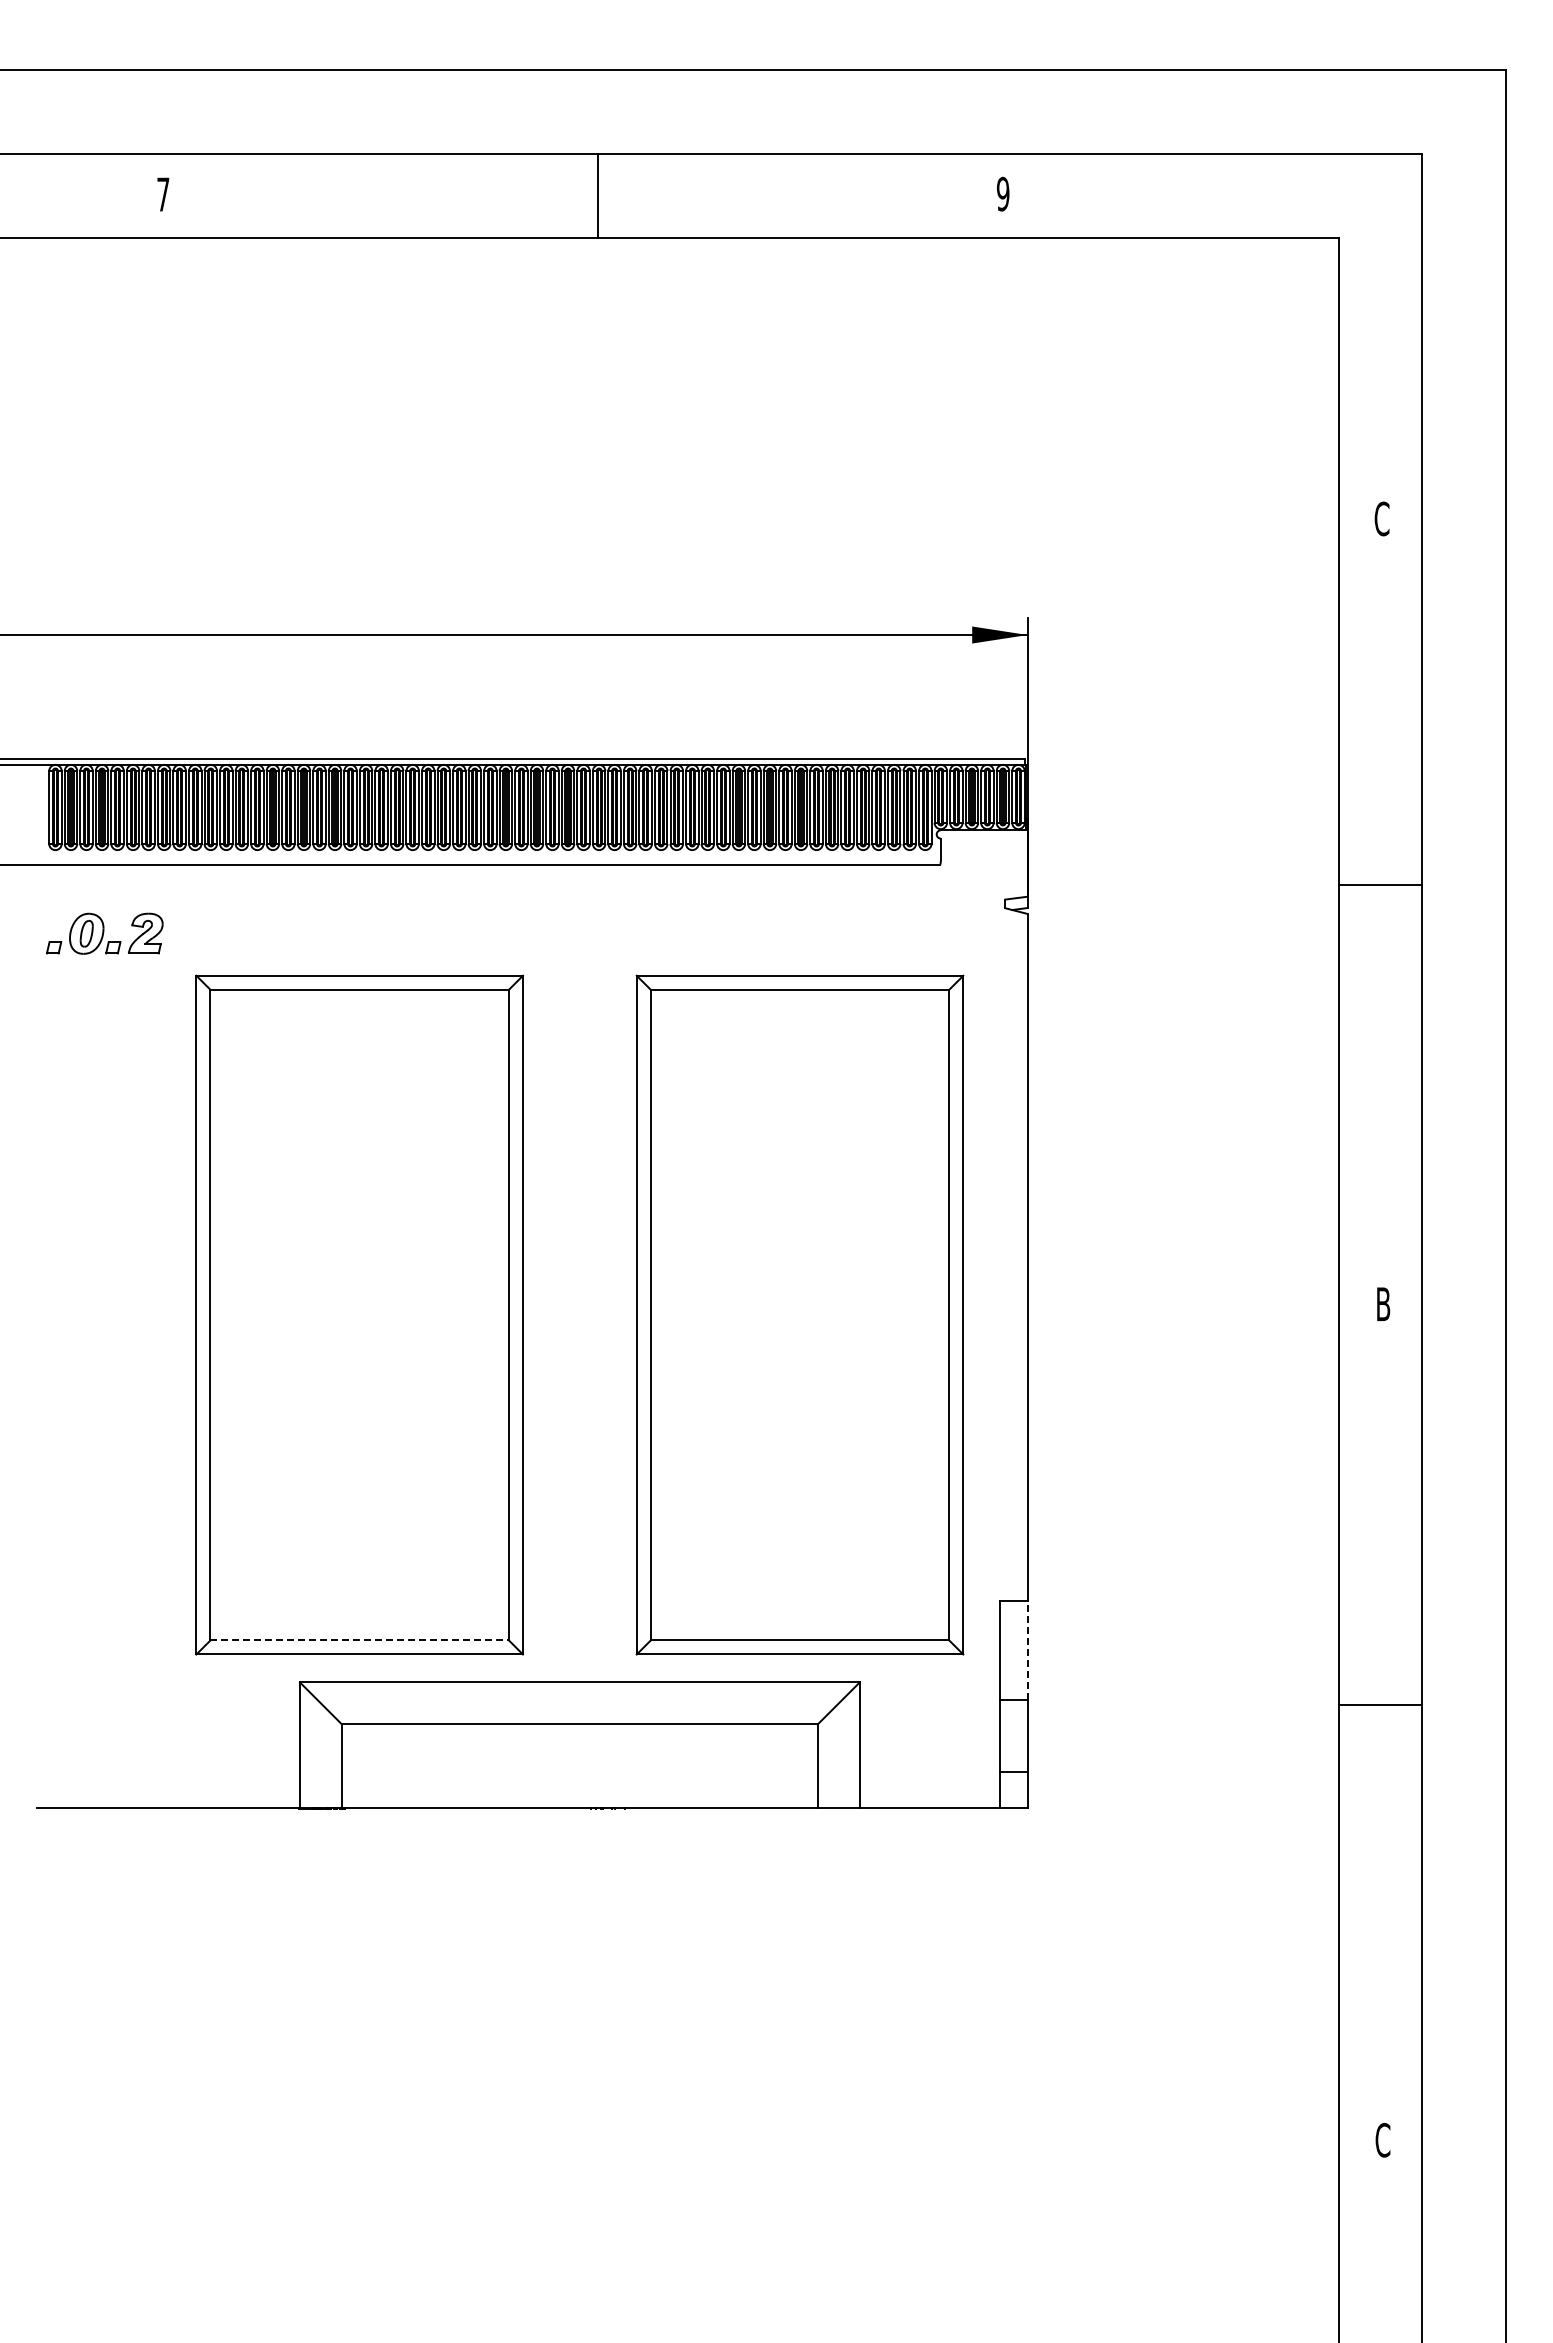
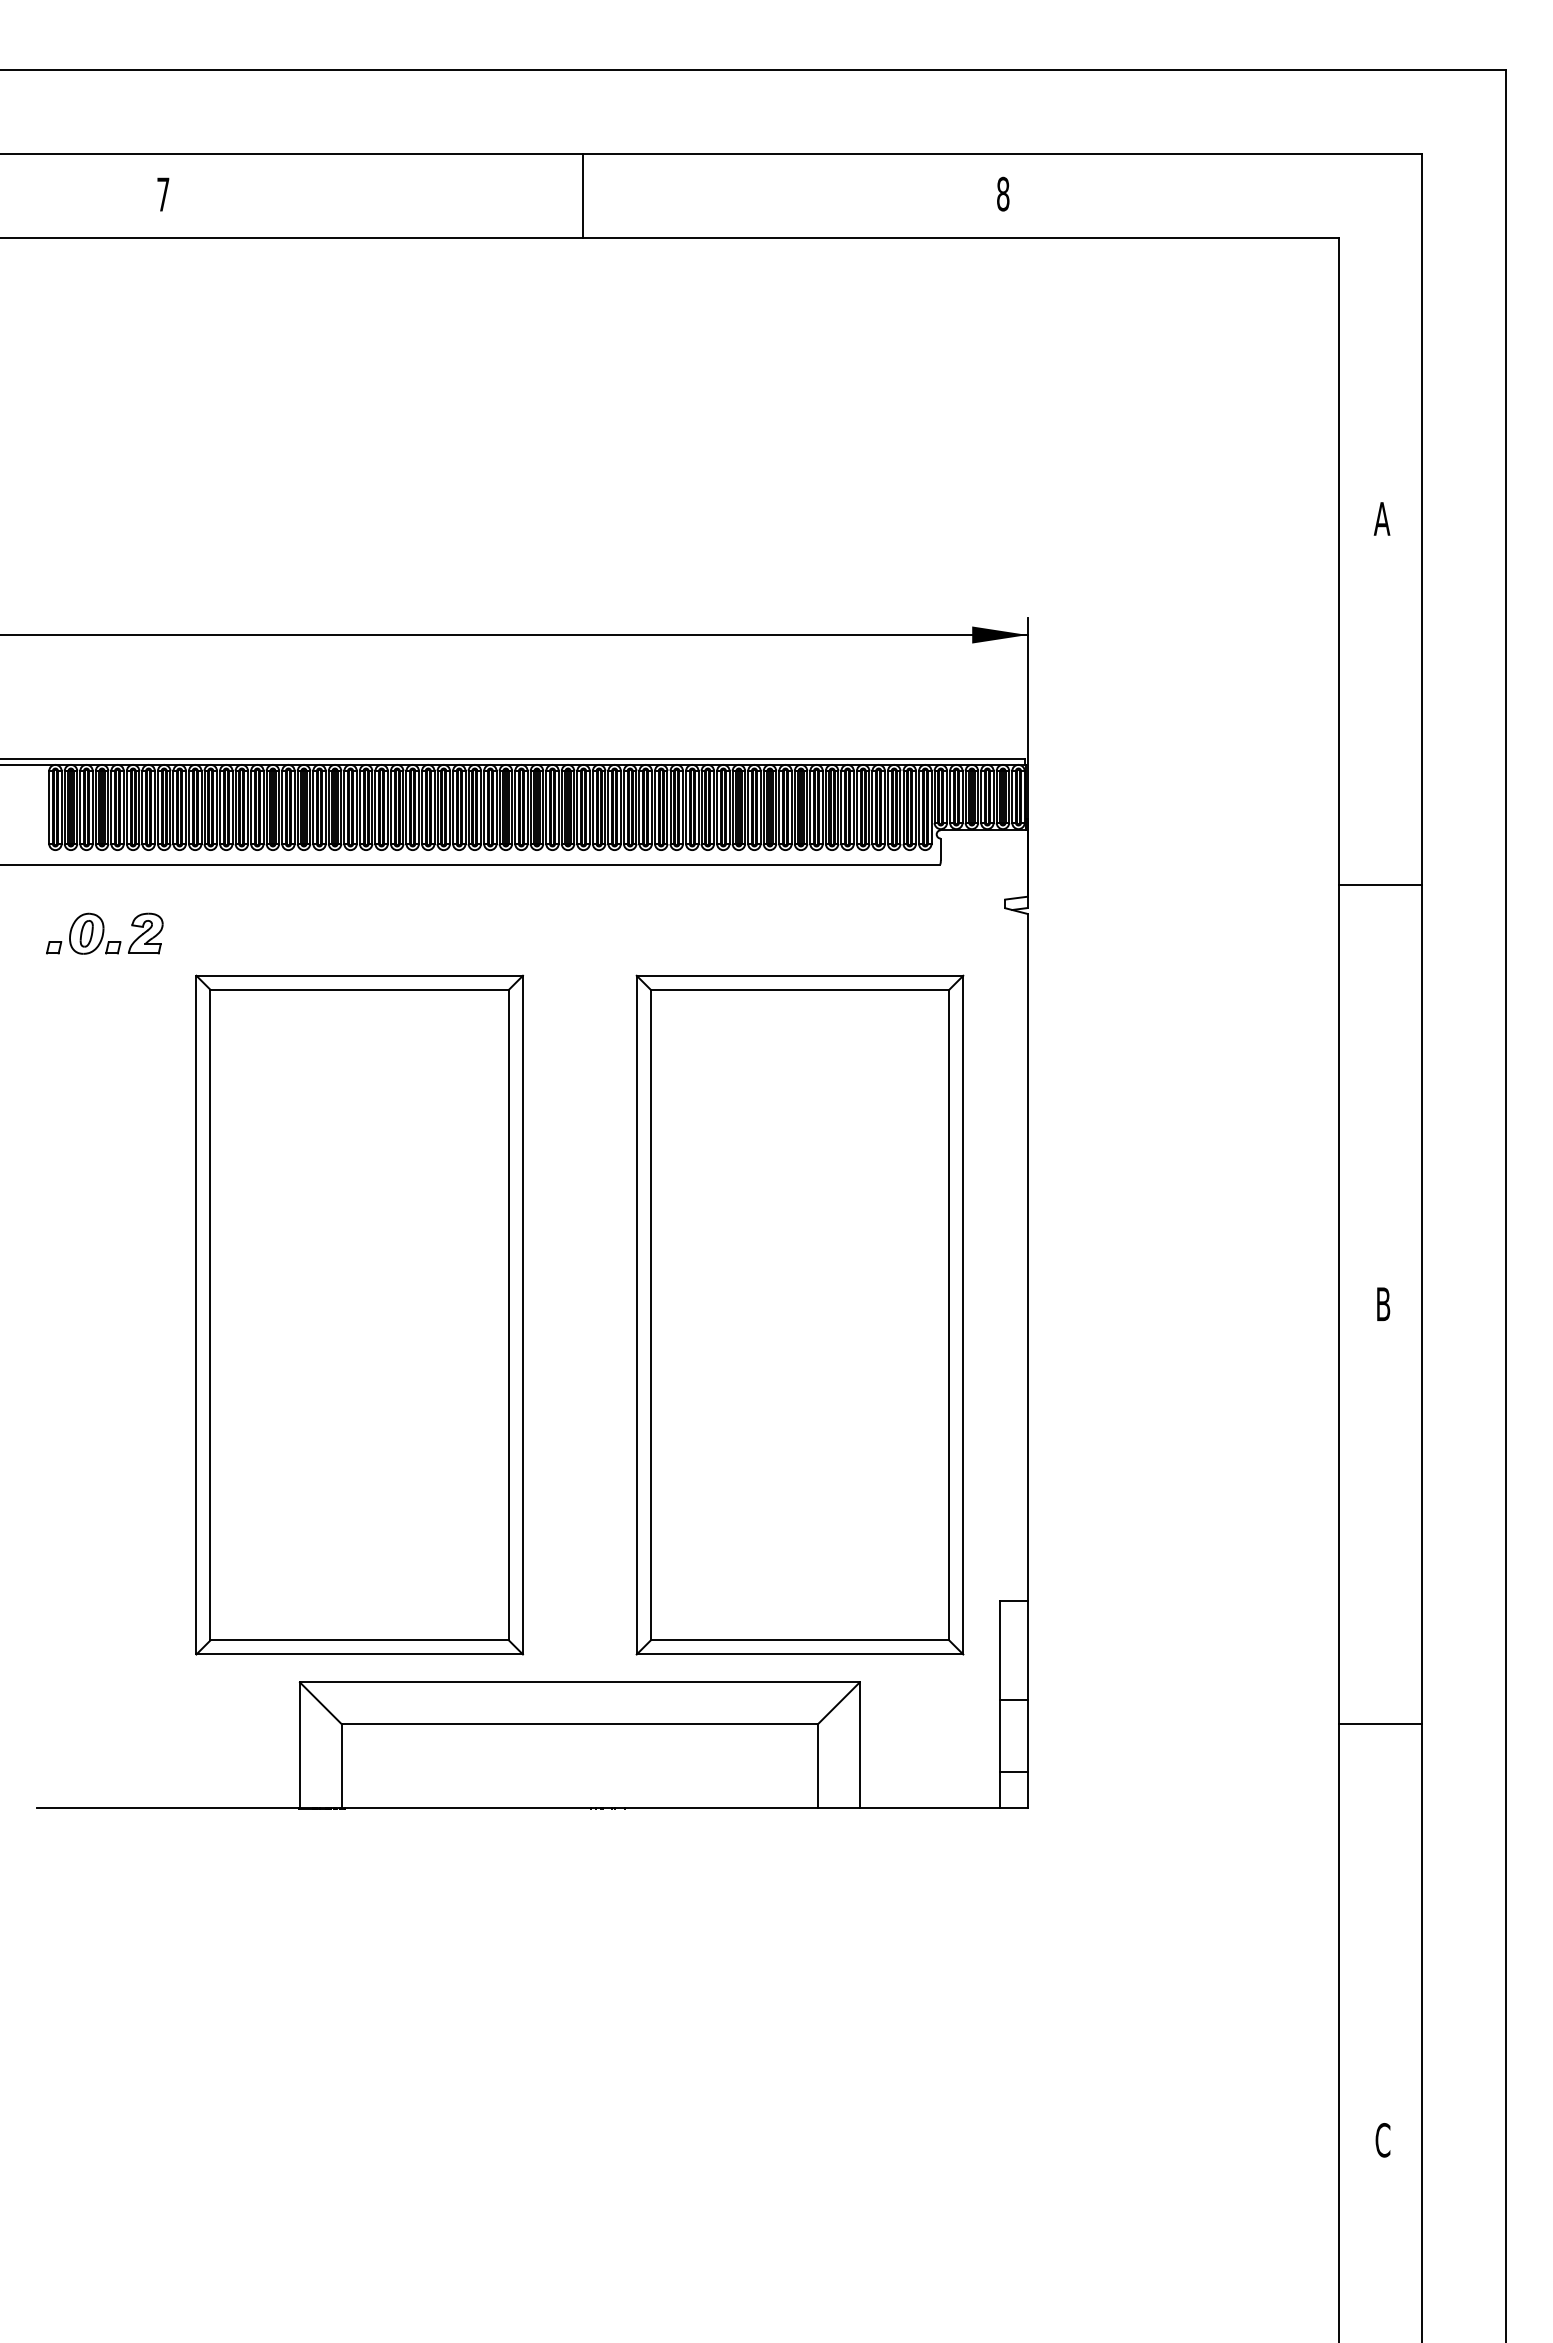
text: 9 -> 8 (1003, 194)
line position: (597, 196) -> (582, 196) (582, 196)
text: C -> A (1381, 518)
line: dashed -> solid (360, 1640)
line: dashed -> solid (1027, 1650)
line position: (1380, 1705) -> (1380, 1724) (1380, 1724)
